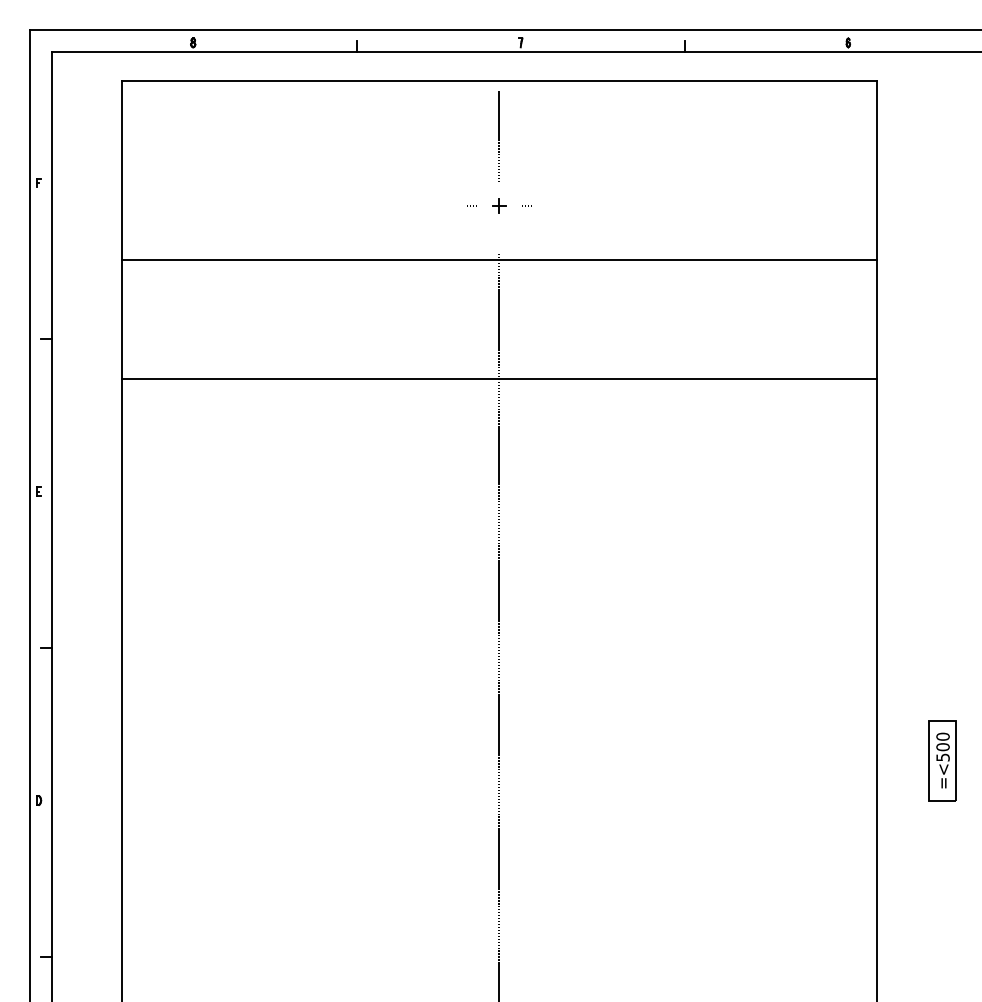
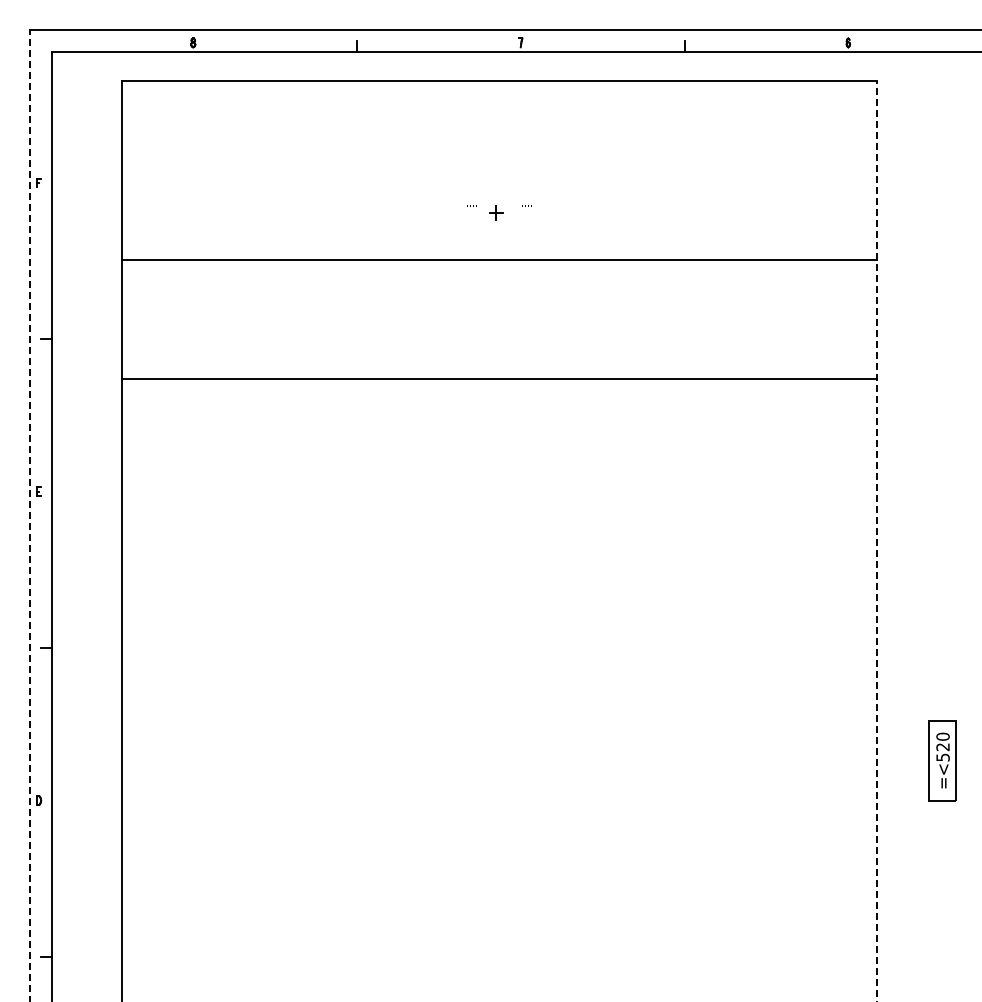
line: present -> none (498, 136)
part position: (499, 205) -> (496, 212) (496, 212)
line: solid -> dashed (29, 515)
line: solid -> dashed (876, 540)
line: present -> none (499, 625)
text: =<500 -> =<520 (942, 747)
